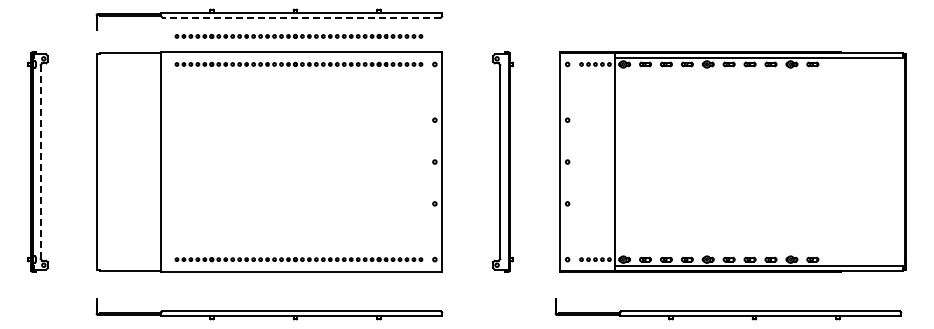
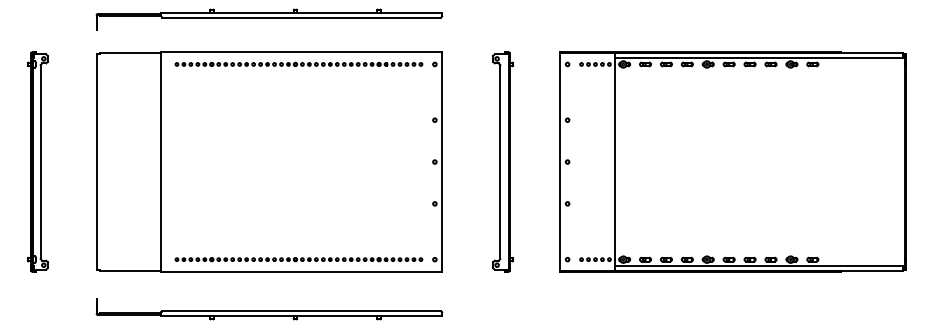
line: dashed -> solid (301, 17)
part: present -> none (298, 35)
line: dashed -> solid (40, 162)
part: present -> none (728, 309)
